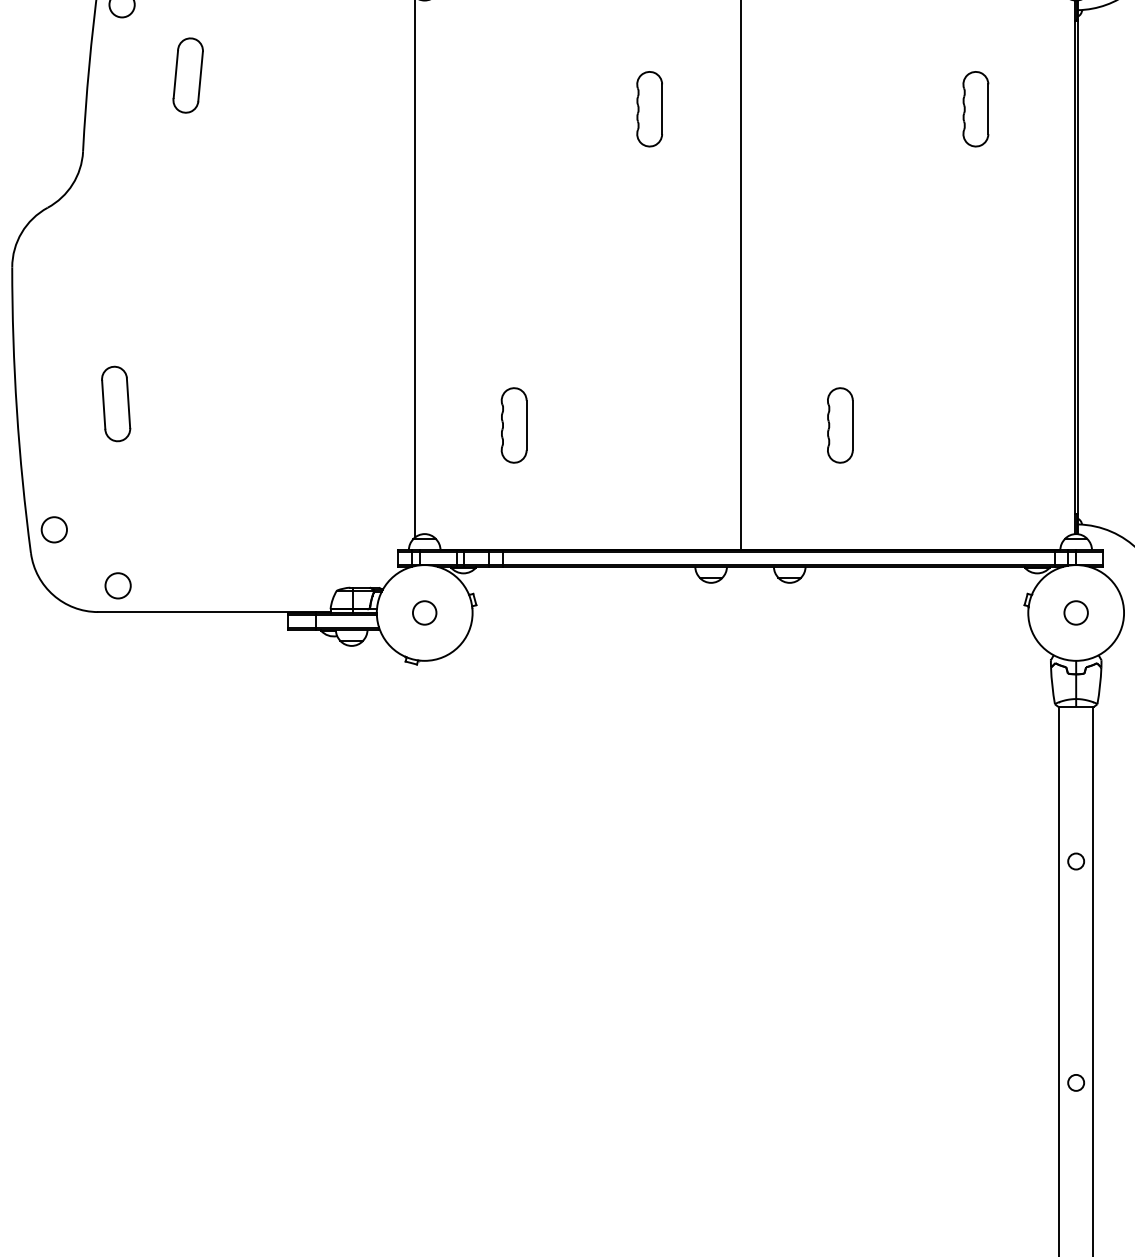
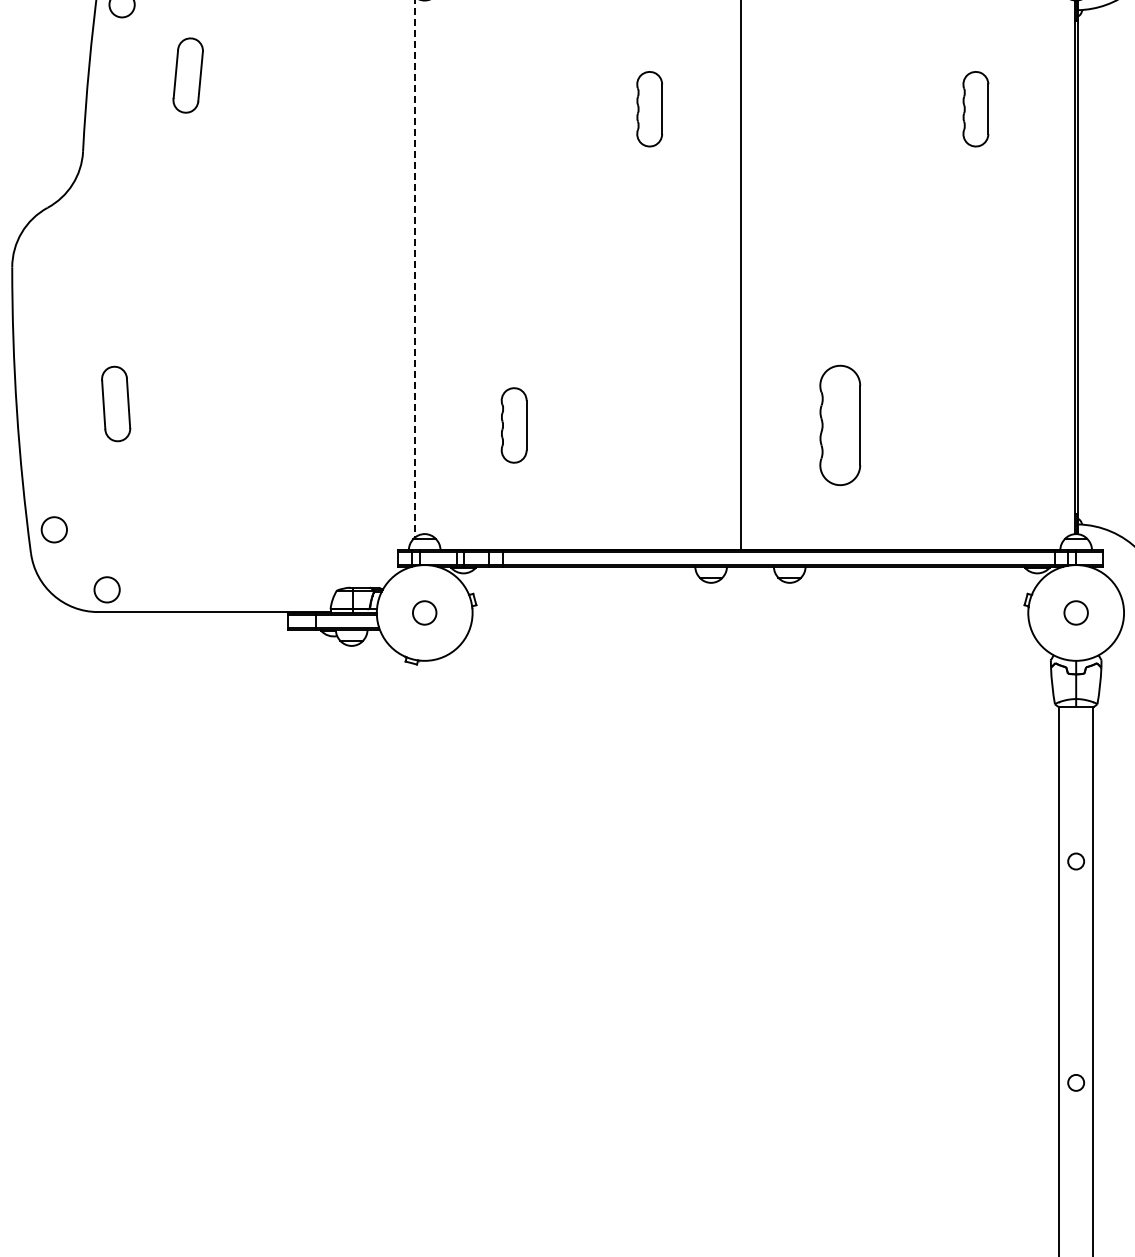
line: solid -> dashed (414, 269)
part size: 27x77 px -> 43x123 px (840, 425)
circle position: (117, 585) -> (106, 589) (106, 589)
